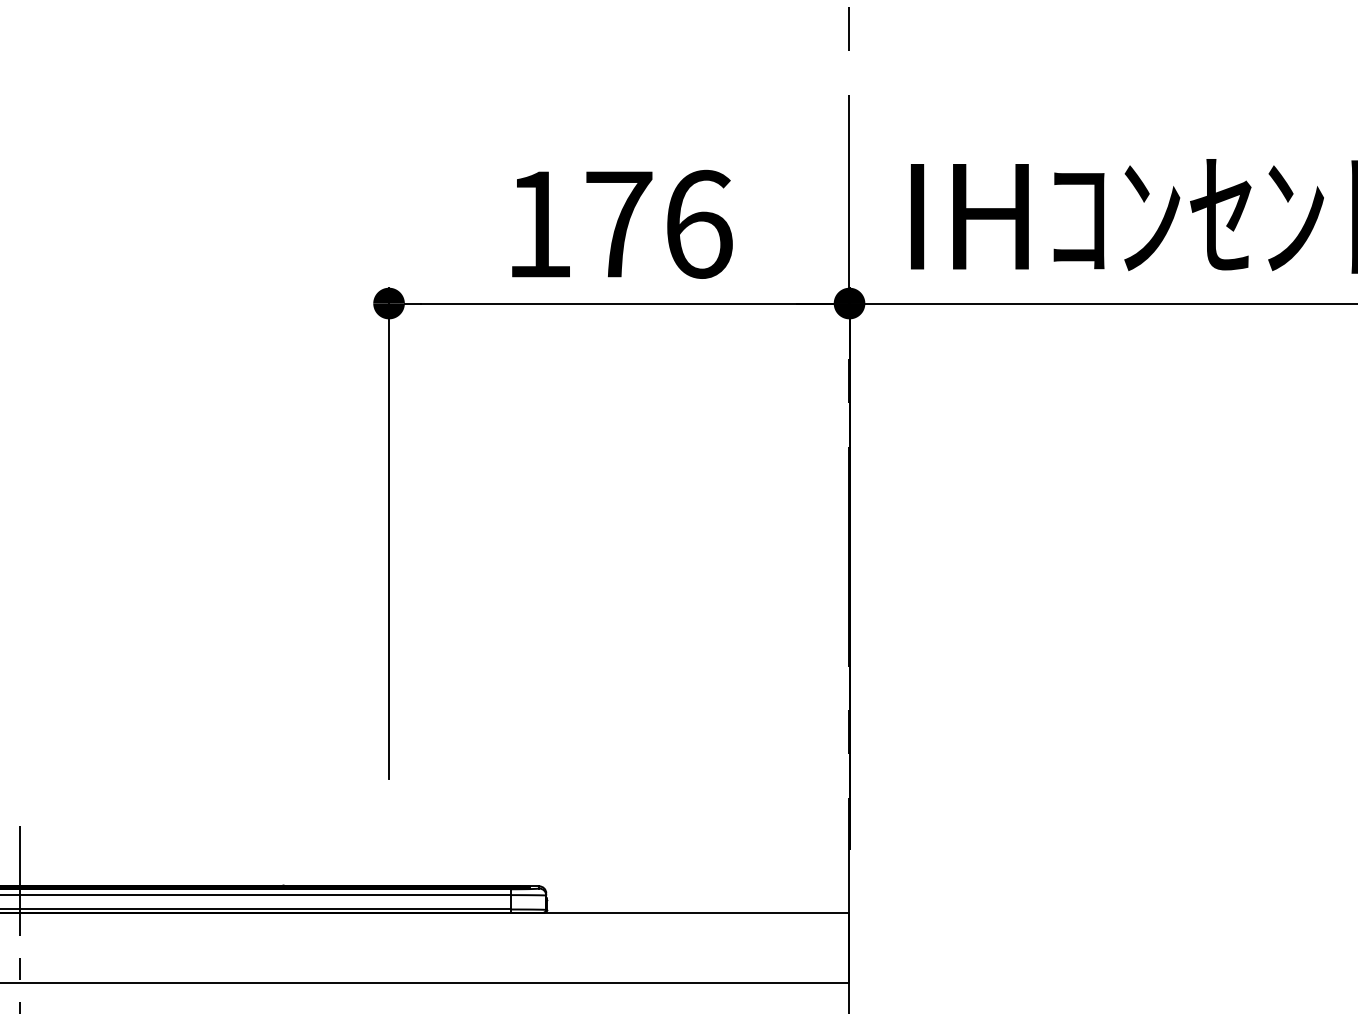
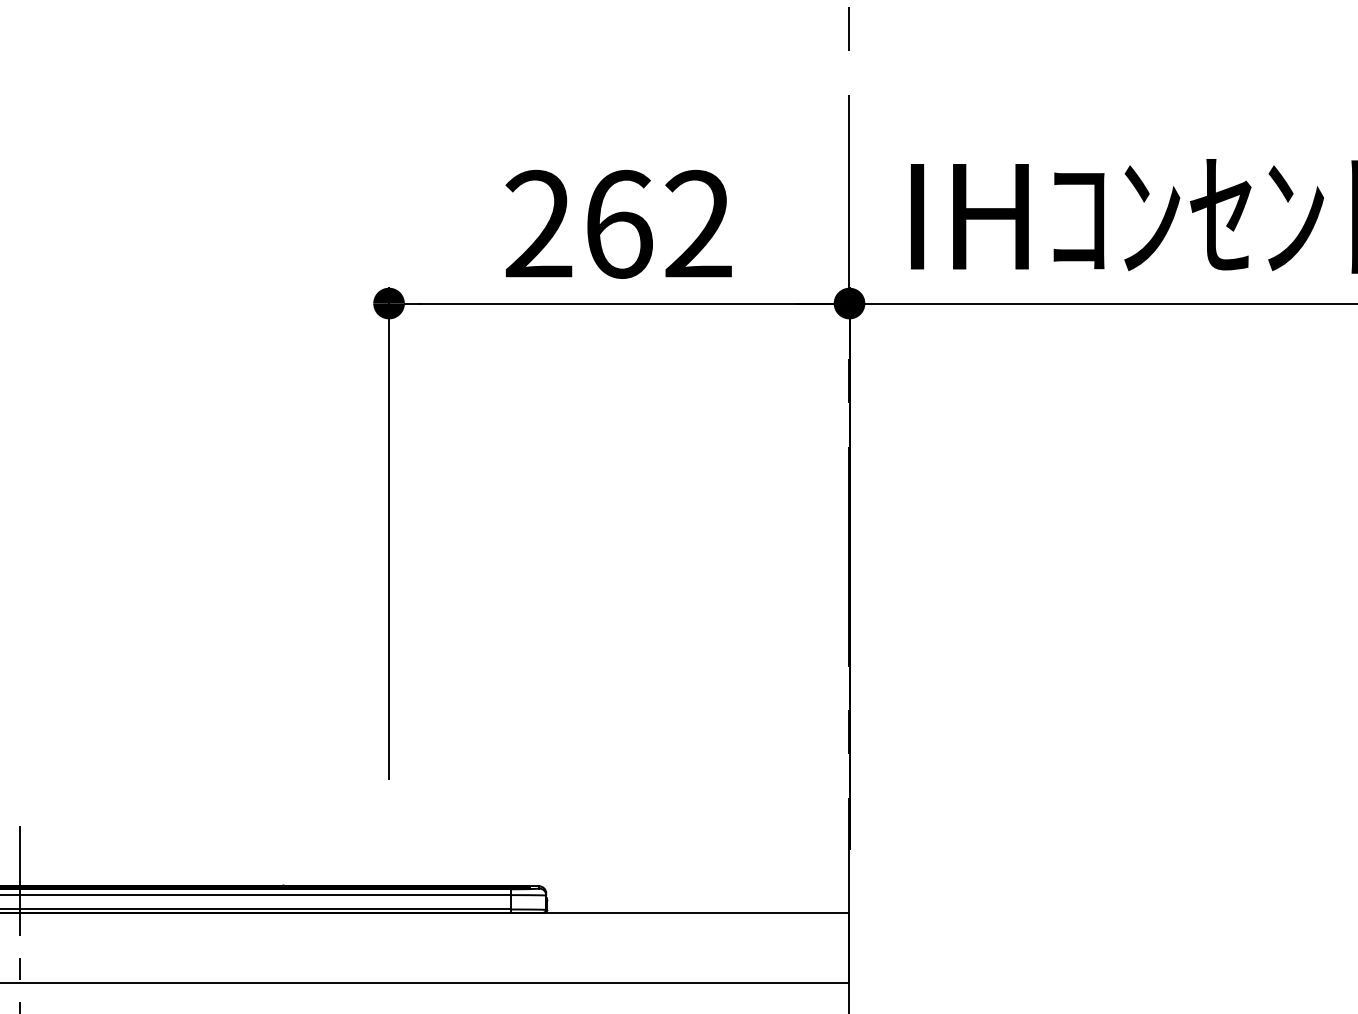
text: 176 -> 262 (618, 223)
